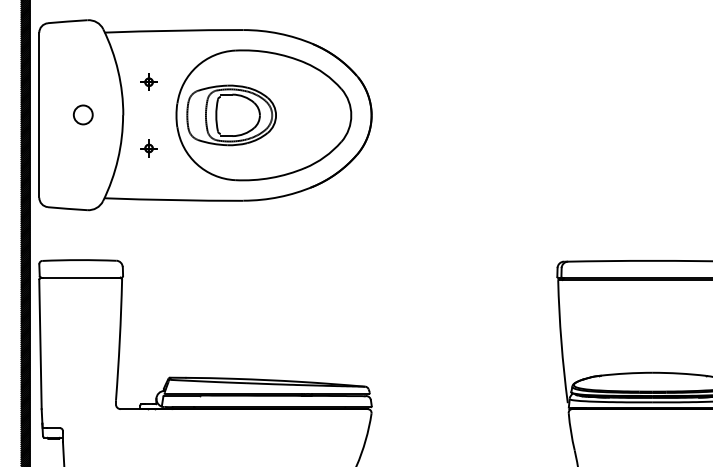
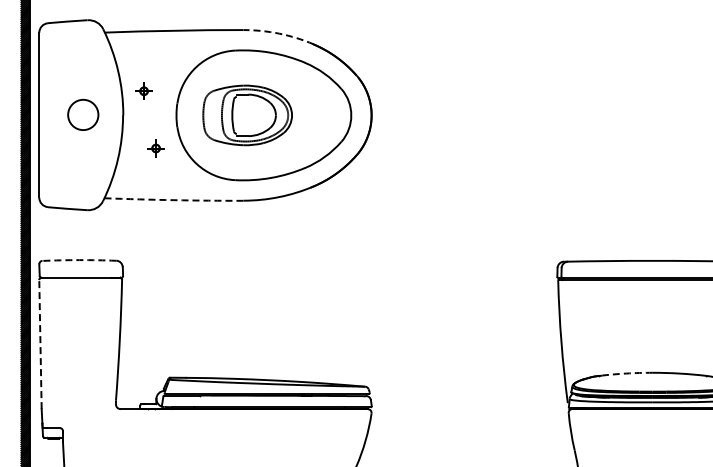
arc: solid -> dashed (279, 33)
part position: (148, 81) -> (143, 90) (143, 90)
circle diameter: 19 px -> 30 px (83, 114)
part position: (231, 115) -> (247, 115) (247, 115)
part position: (148, 148) -> (155, 148) (155, 148)
arc: solid -> dashed (173, 200)
arc: solid -> dashed (79, 260)
line: solid -> dashed (40, 344)
arc: solid -> dashed (626, 373)
